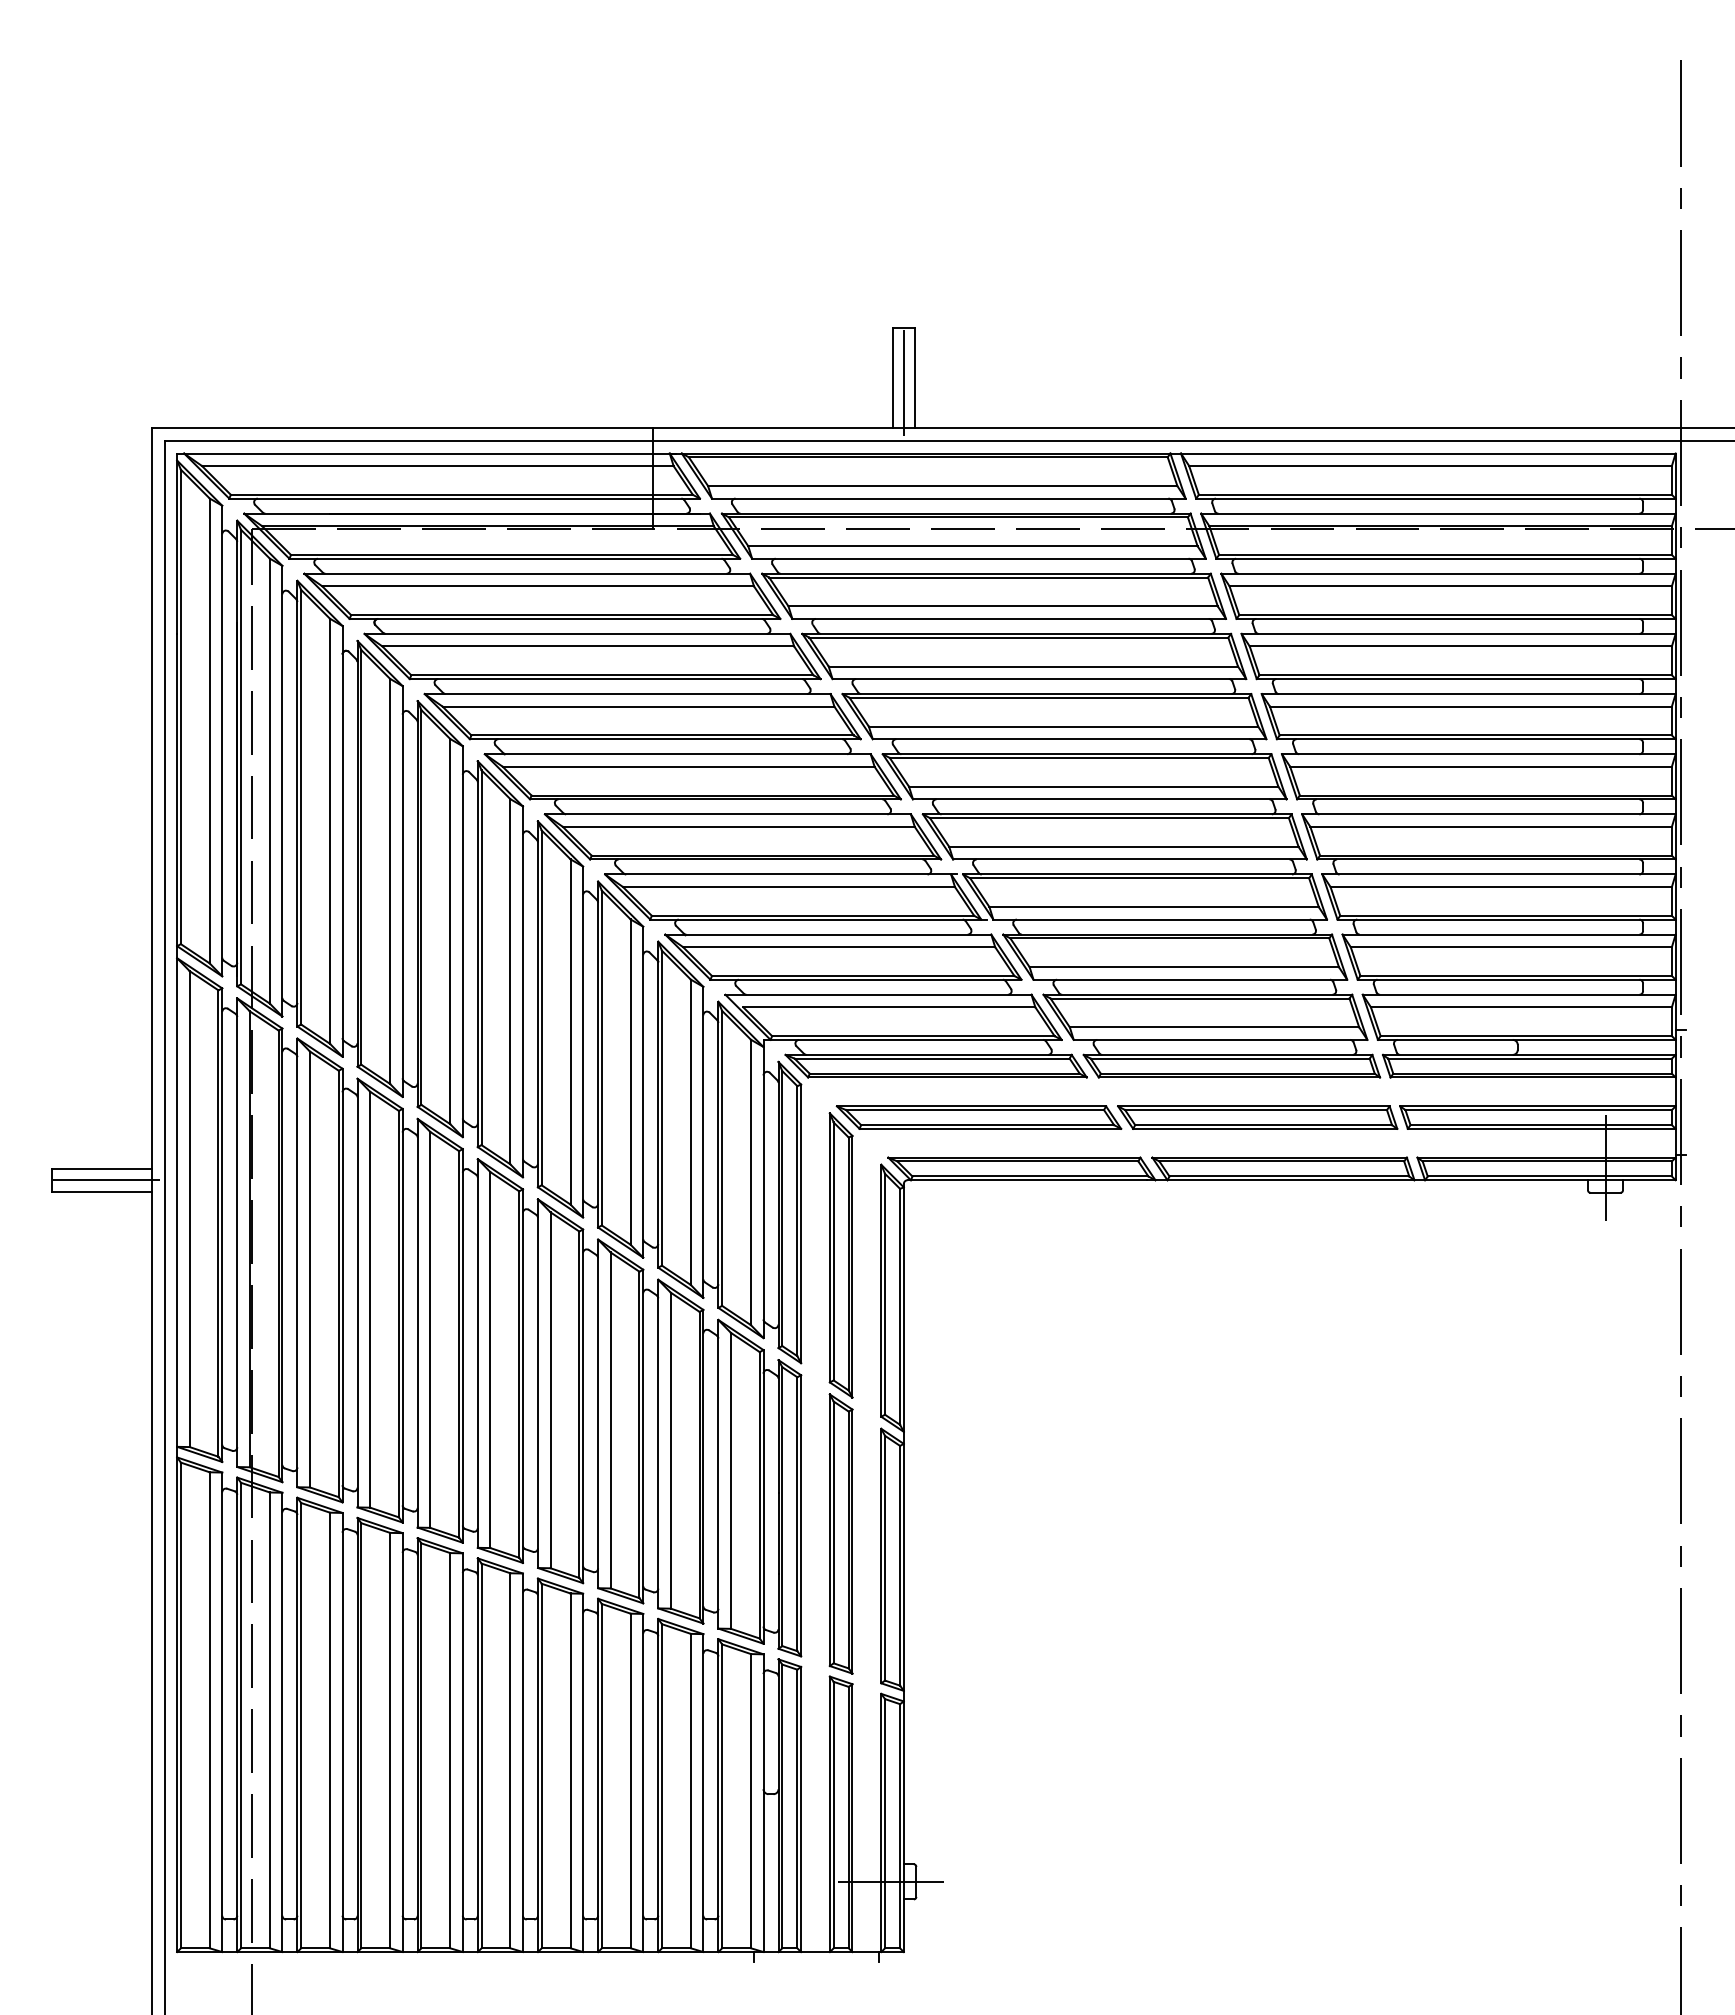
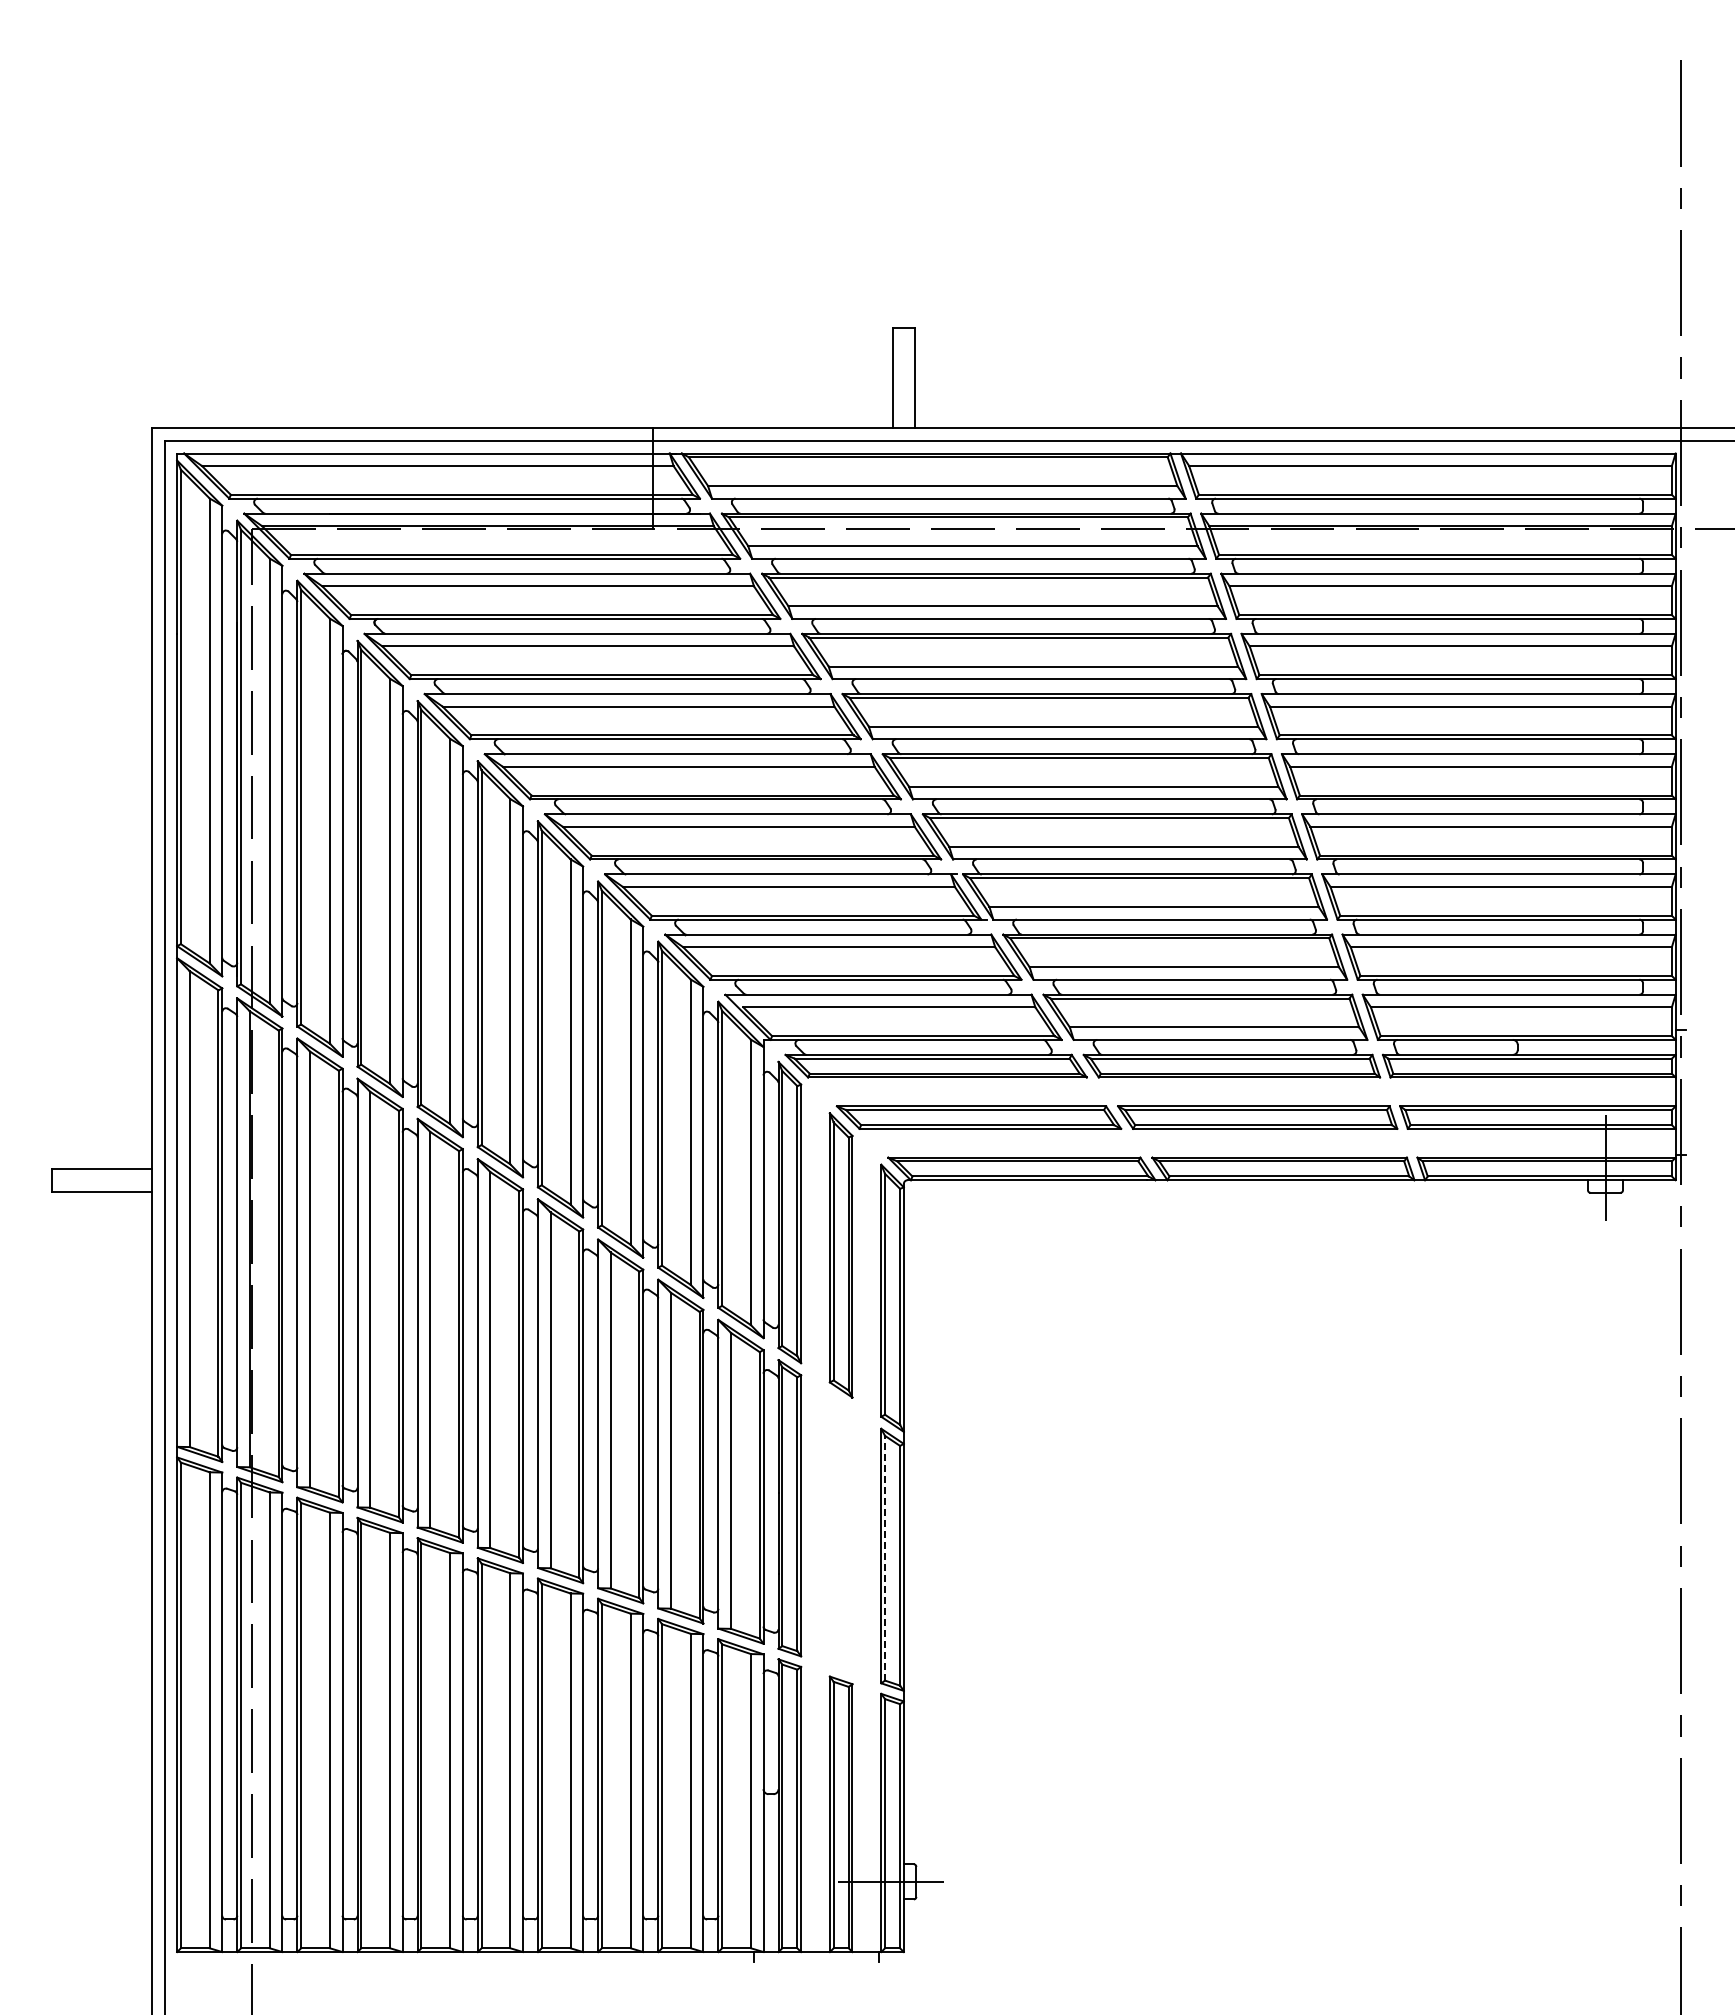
line: present -> none (903, 380)
line: present -> none (104, 1180)
part: present -> none (840, 1533)
line: solid -> dashed (885, 1557)
